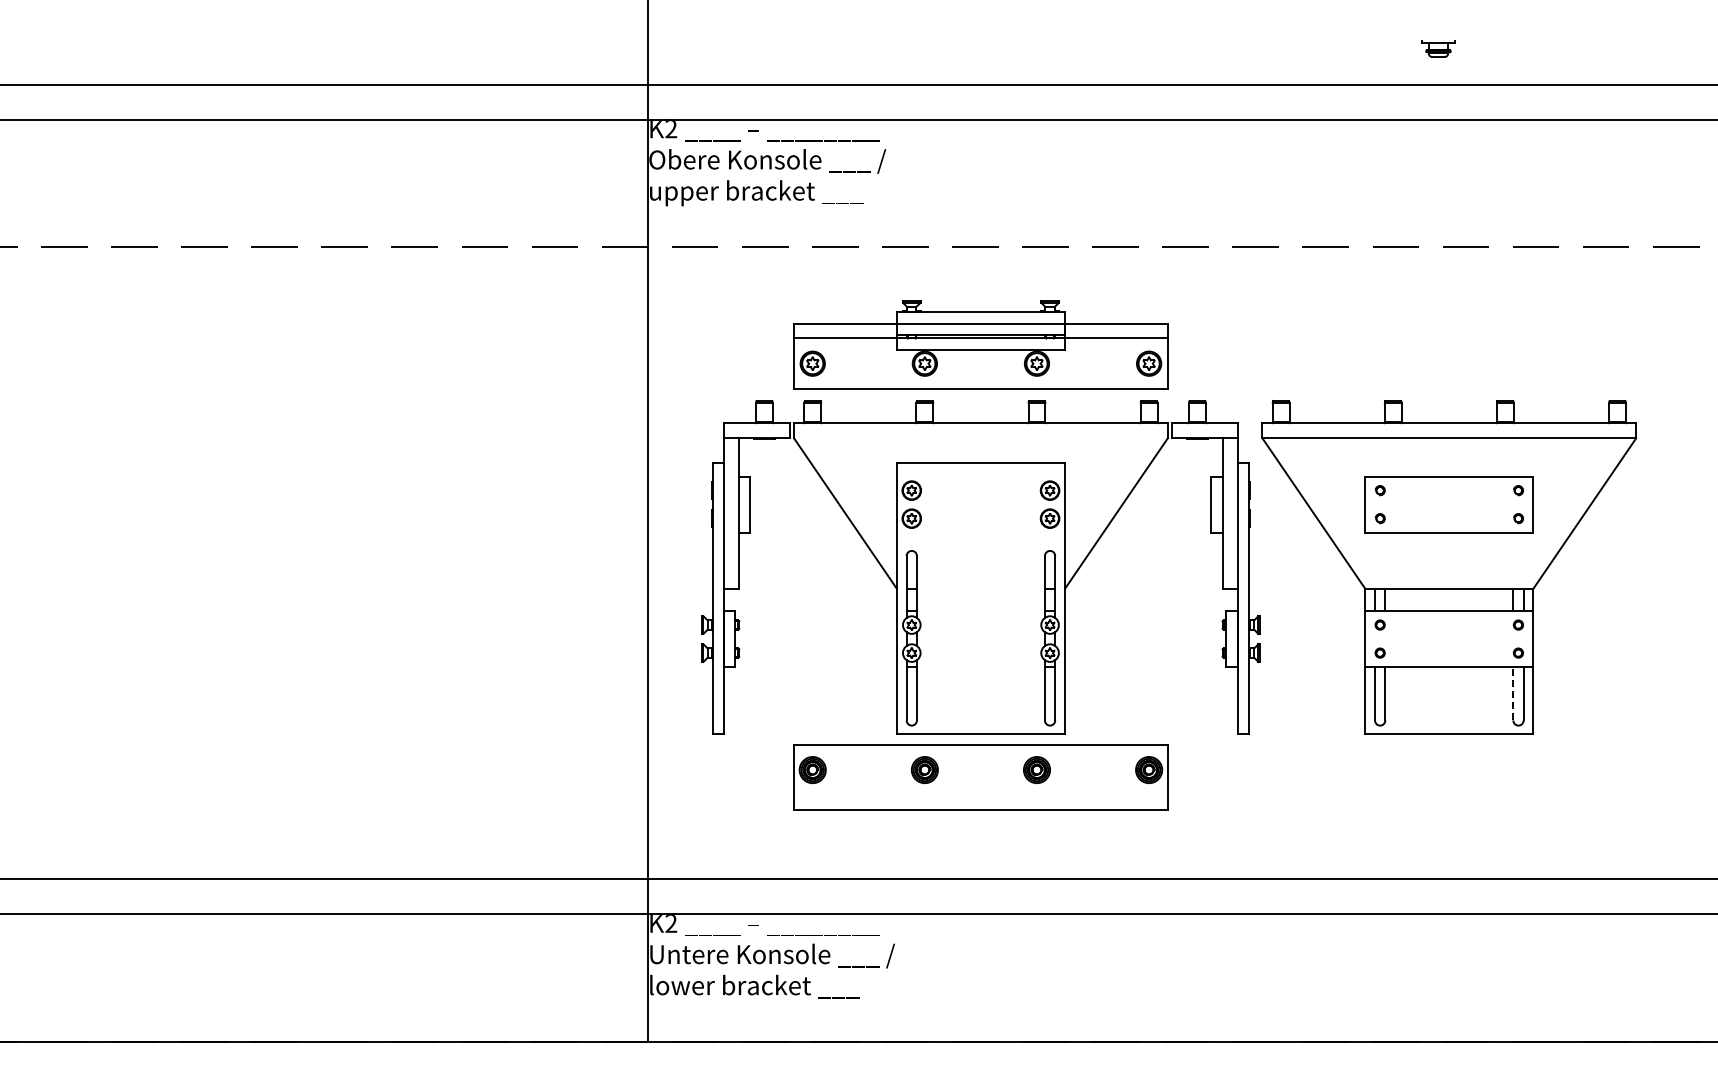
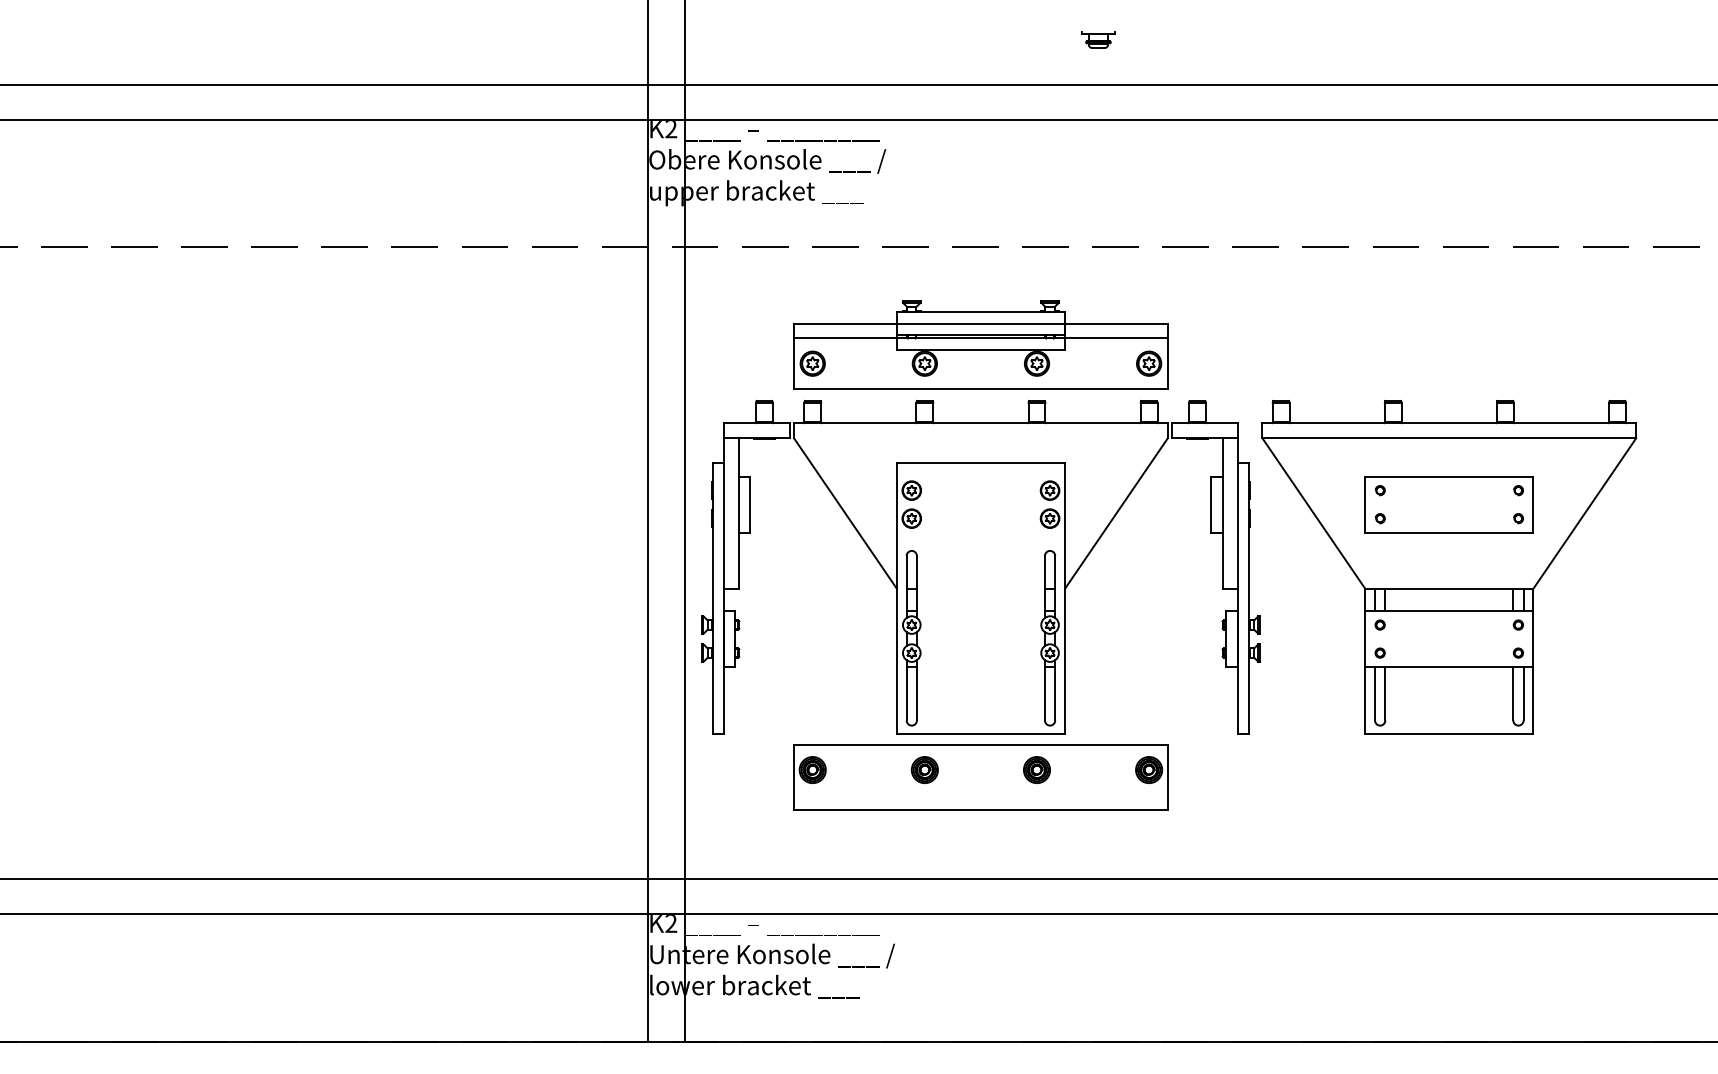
part position: (1438, 48) -> (1098, 39) (1098, 39)
line: none -> present (685, 521)
line: dashed -> solid (1513, 693)
